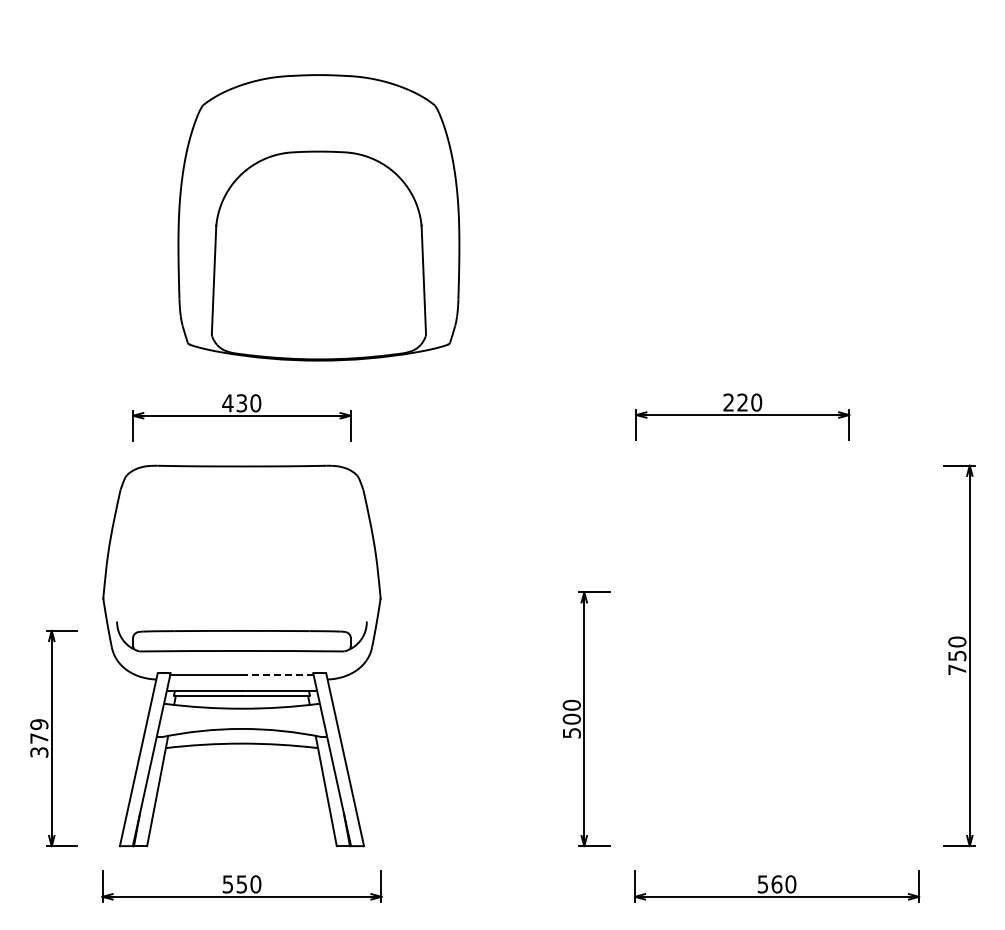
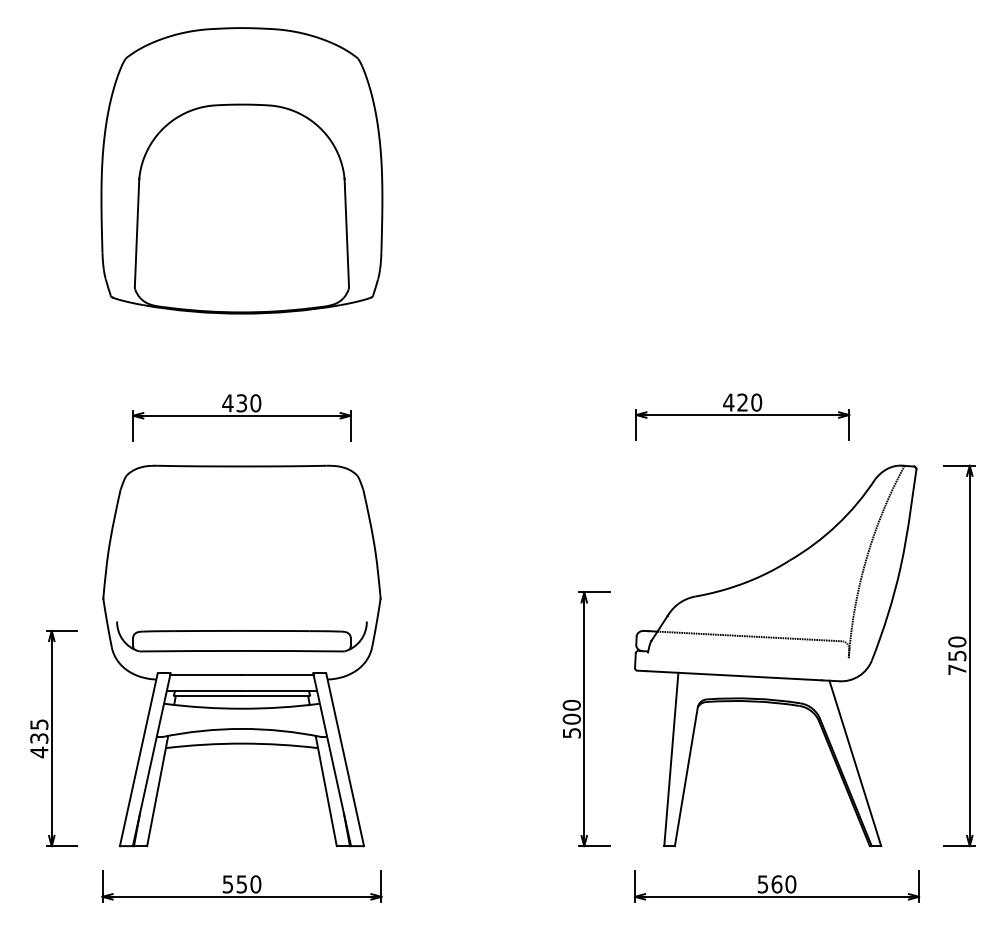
part position: (318, 217) -> (241, 170) (241, 170)
text: 220 -> 420 (728, 402)
part: none -> present (775, 655)
line: dashed -> solid (277, 674)
text: 379 -> 435 (39, 738)
